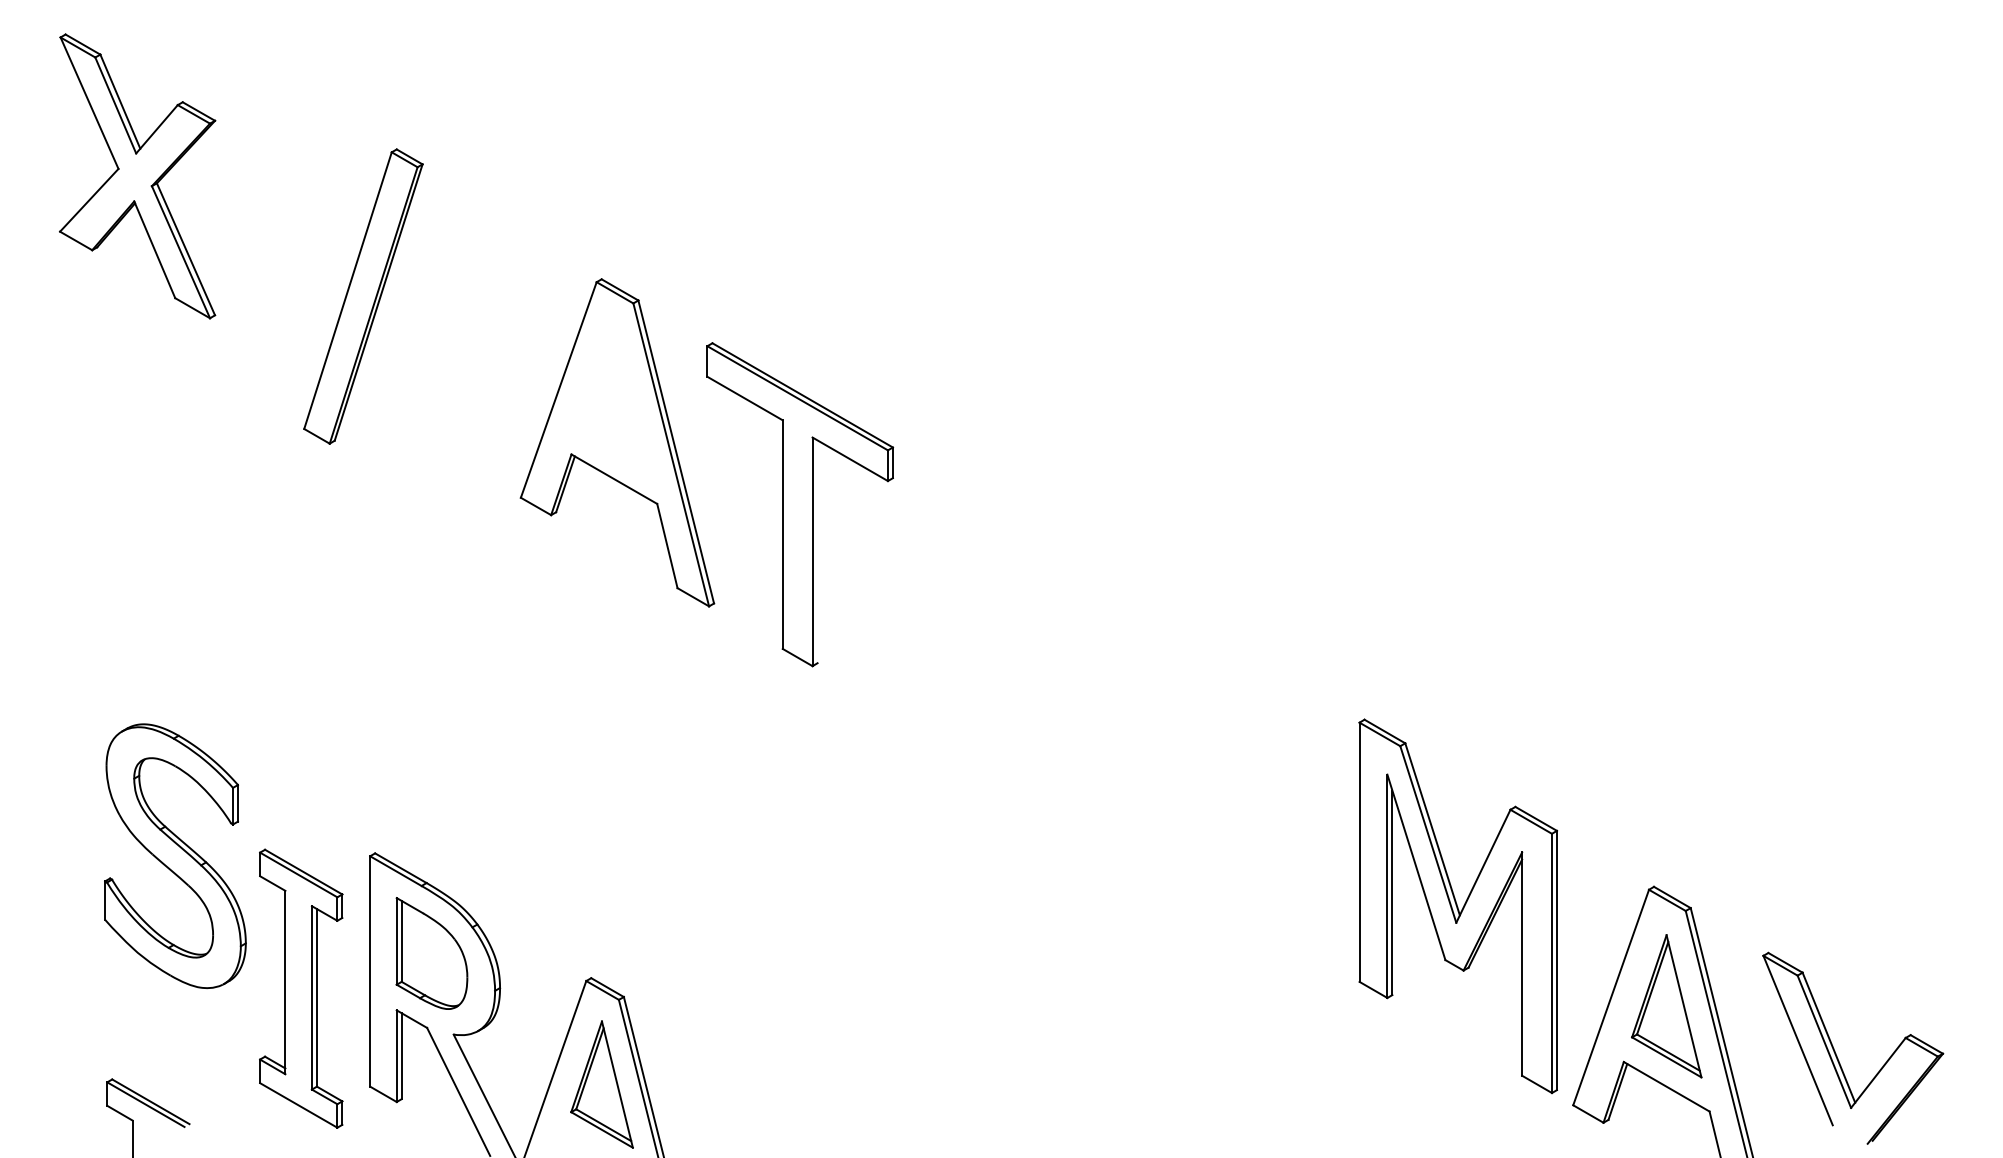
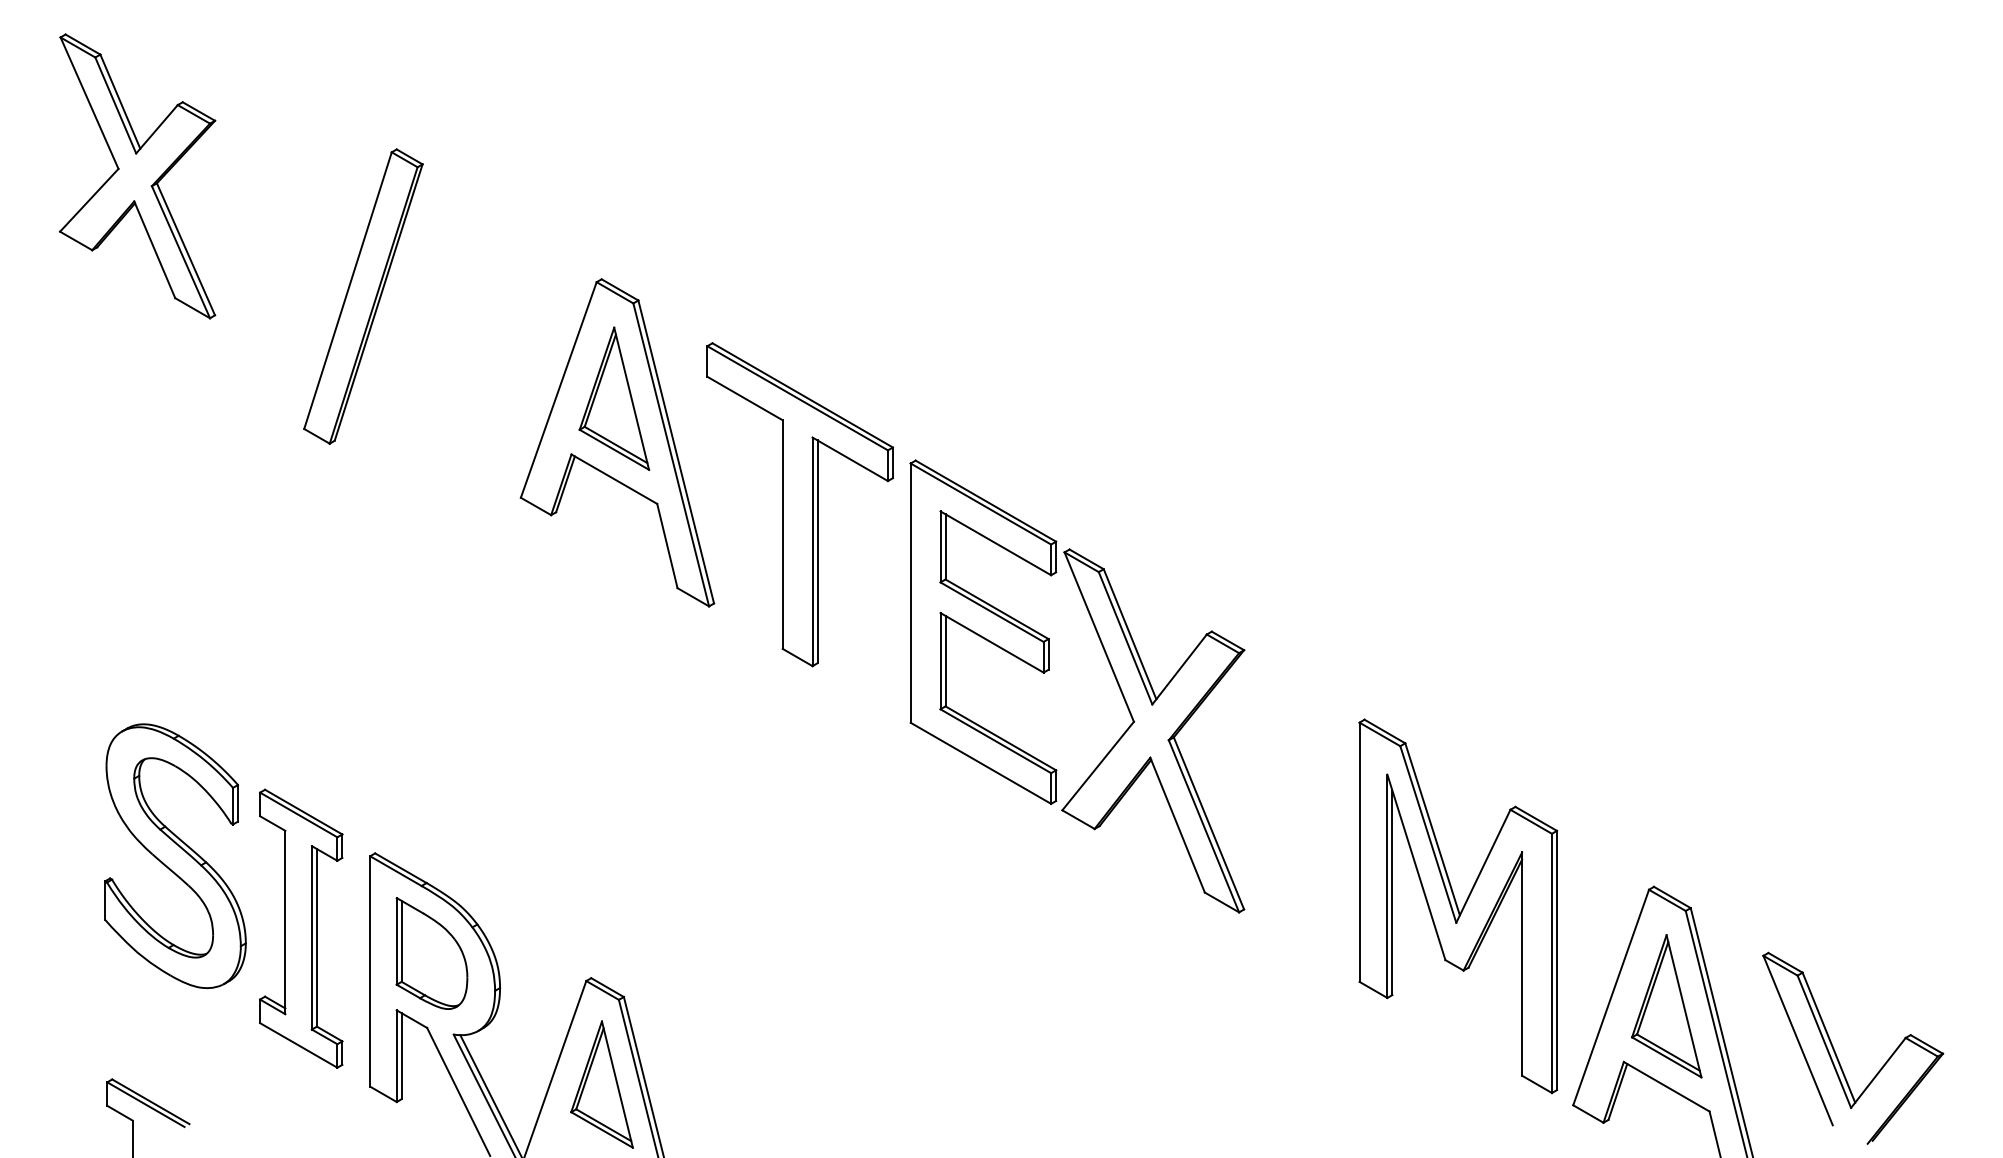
part: none -> present (614, 398)
line: none -> present (817, 551)
part: none -> present (1049, 670)
part position: (301, 988) -> (301, 928) (301, 928)
line: none -> present (490, 1094)
